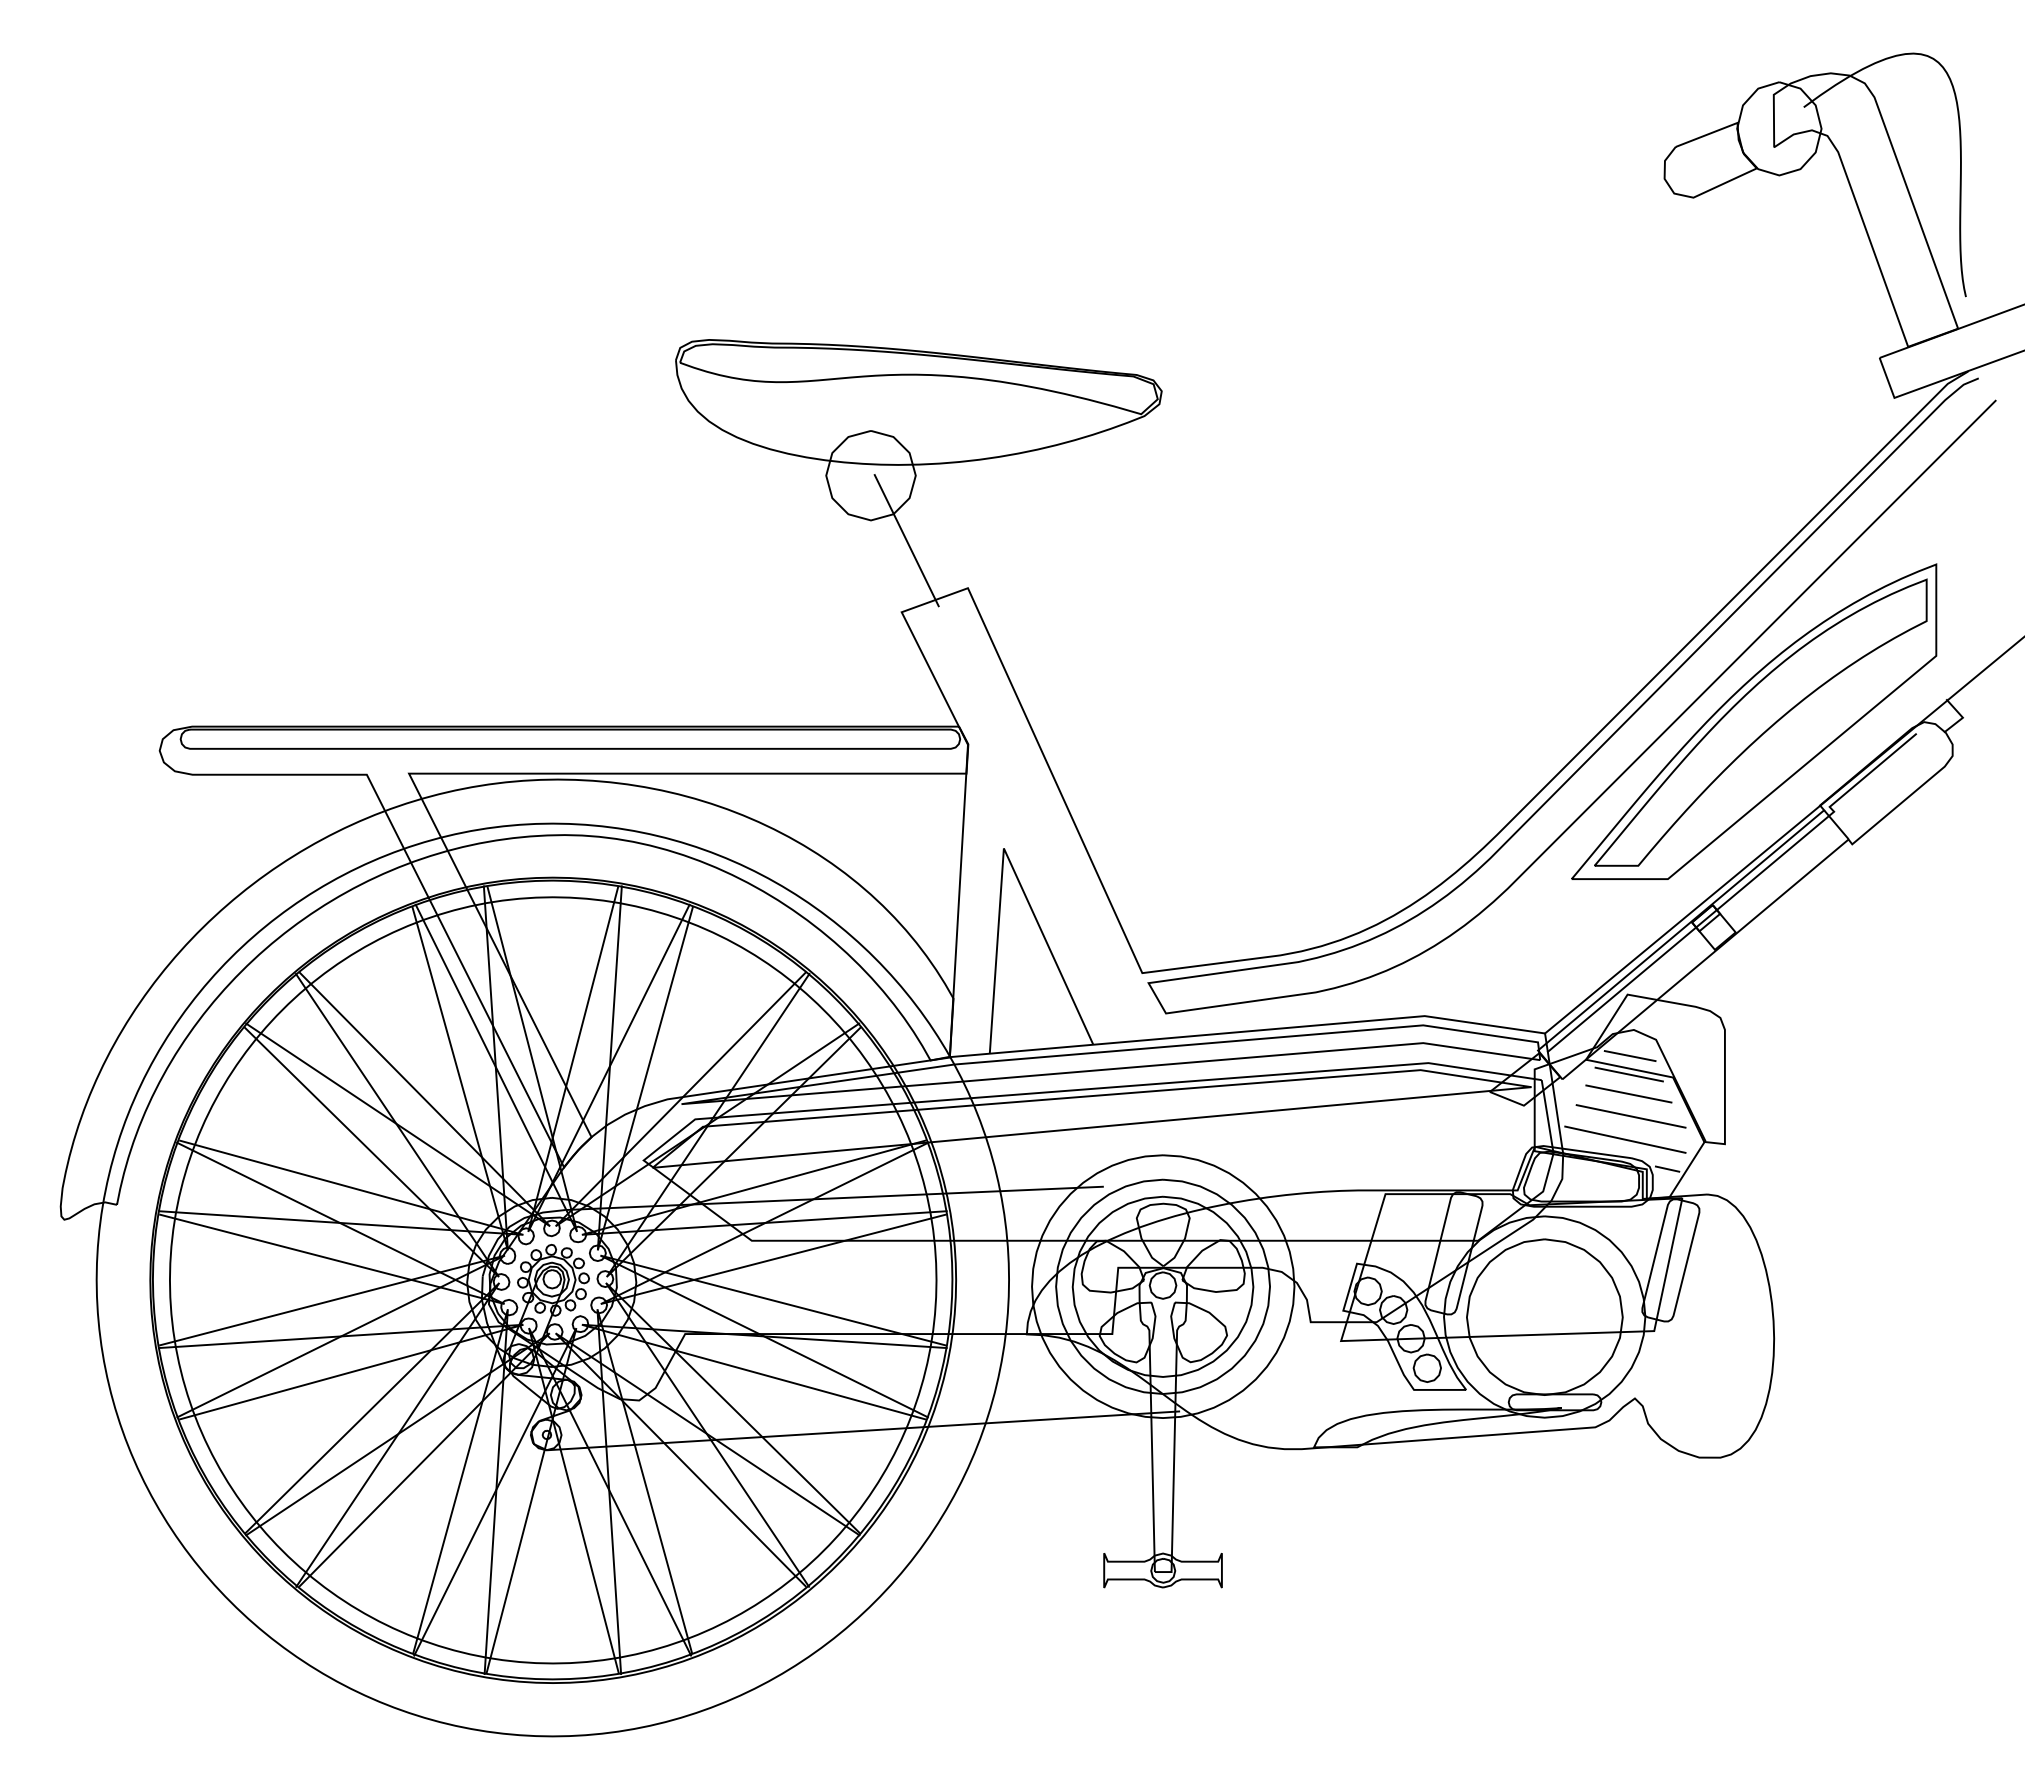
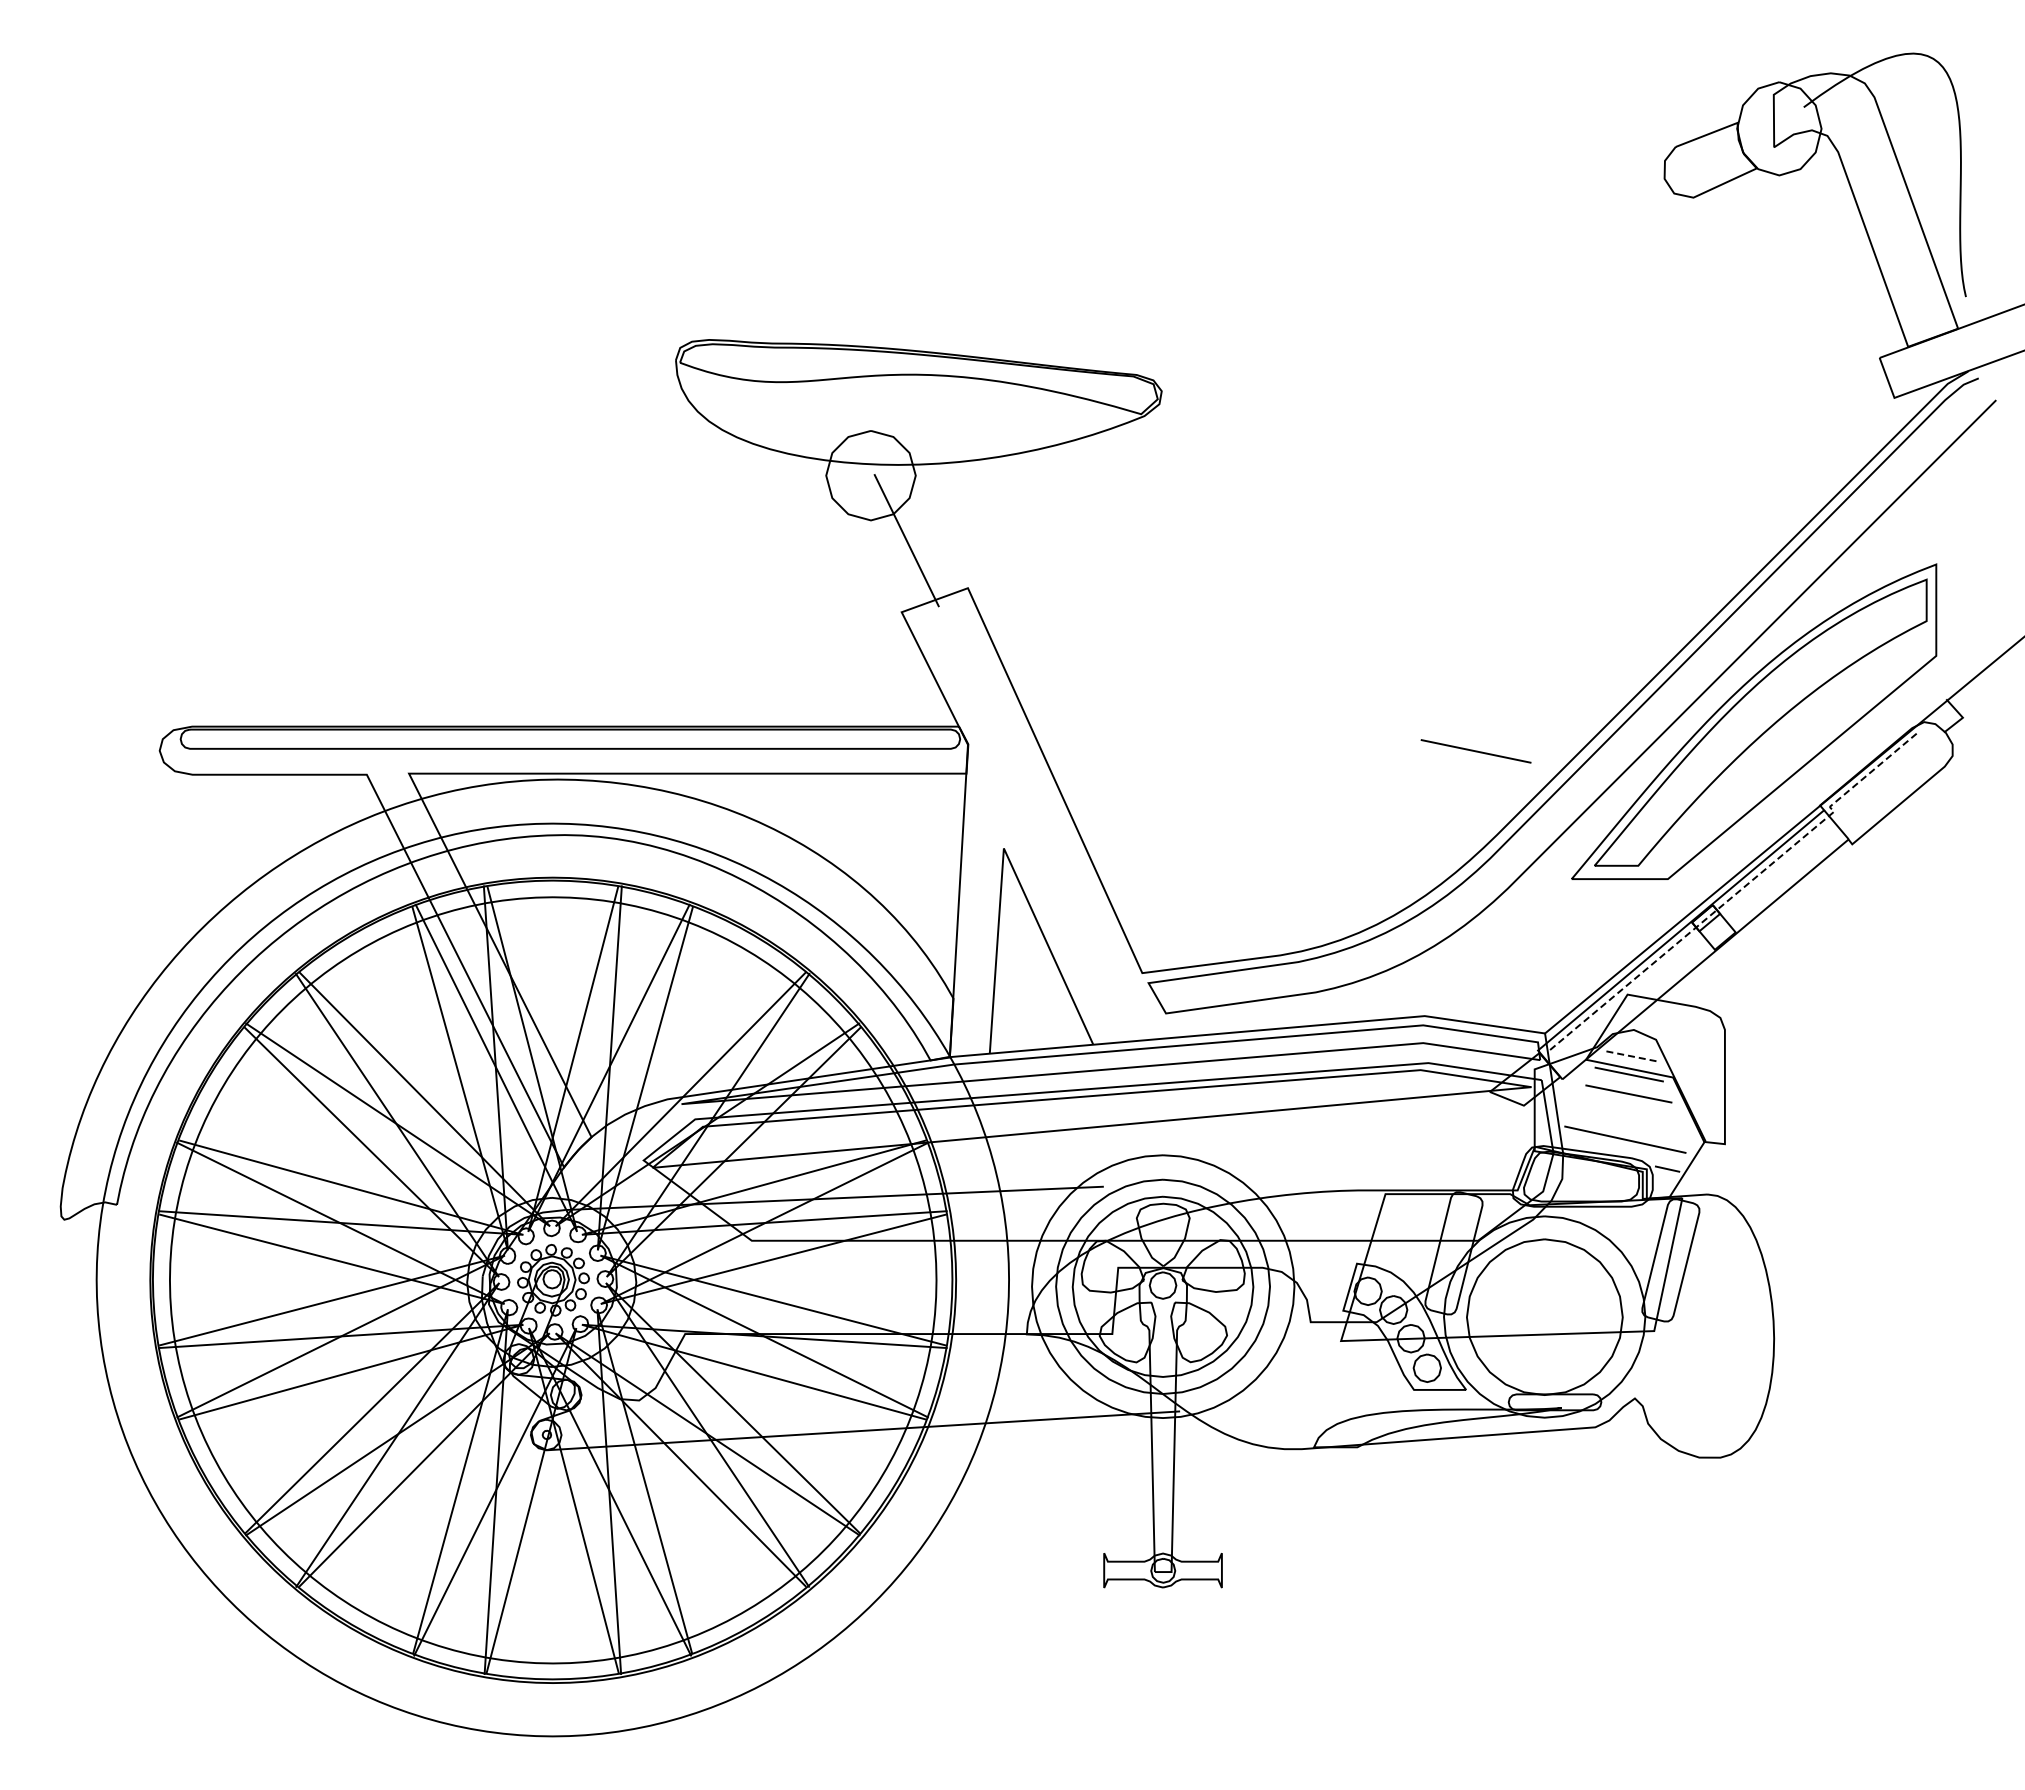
line: solid -> dashed (1737, 892)
line: solid -> dashed (1630, 1056)
line position: (1630, 1116) -> (1475, 751) (1475, 751)
